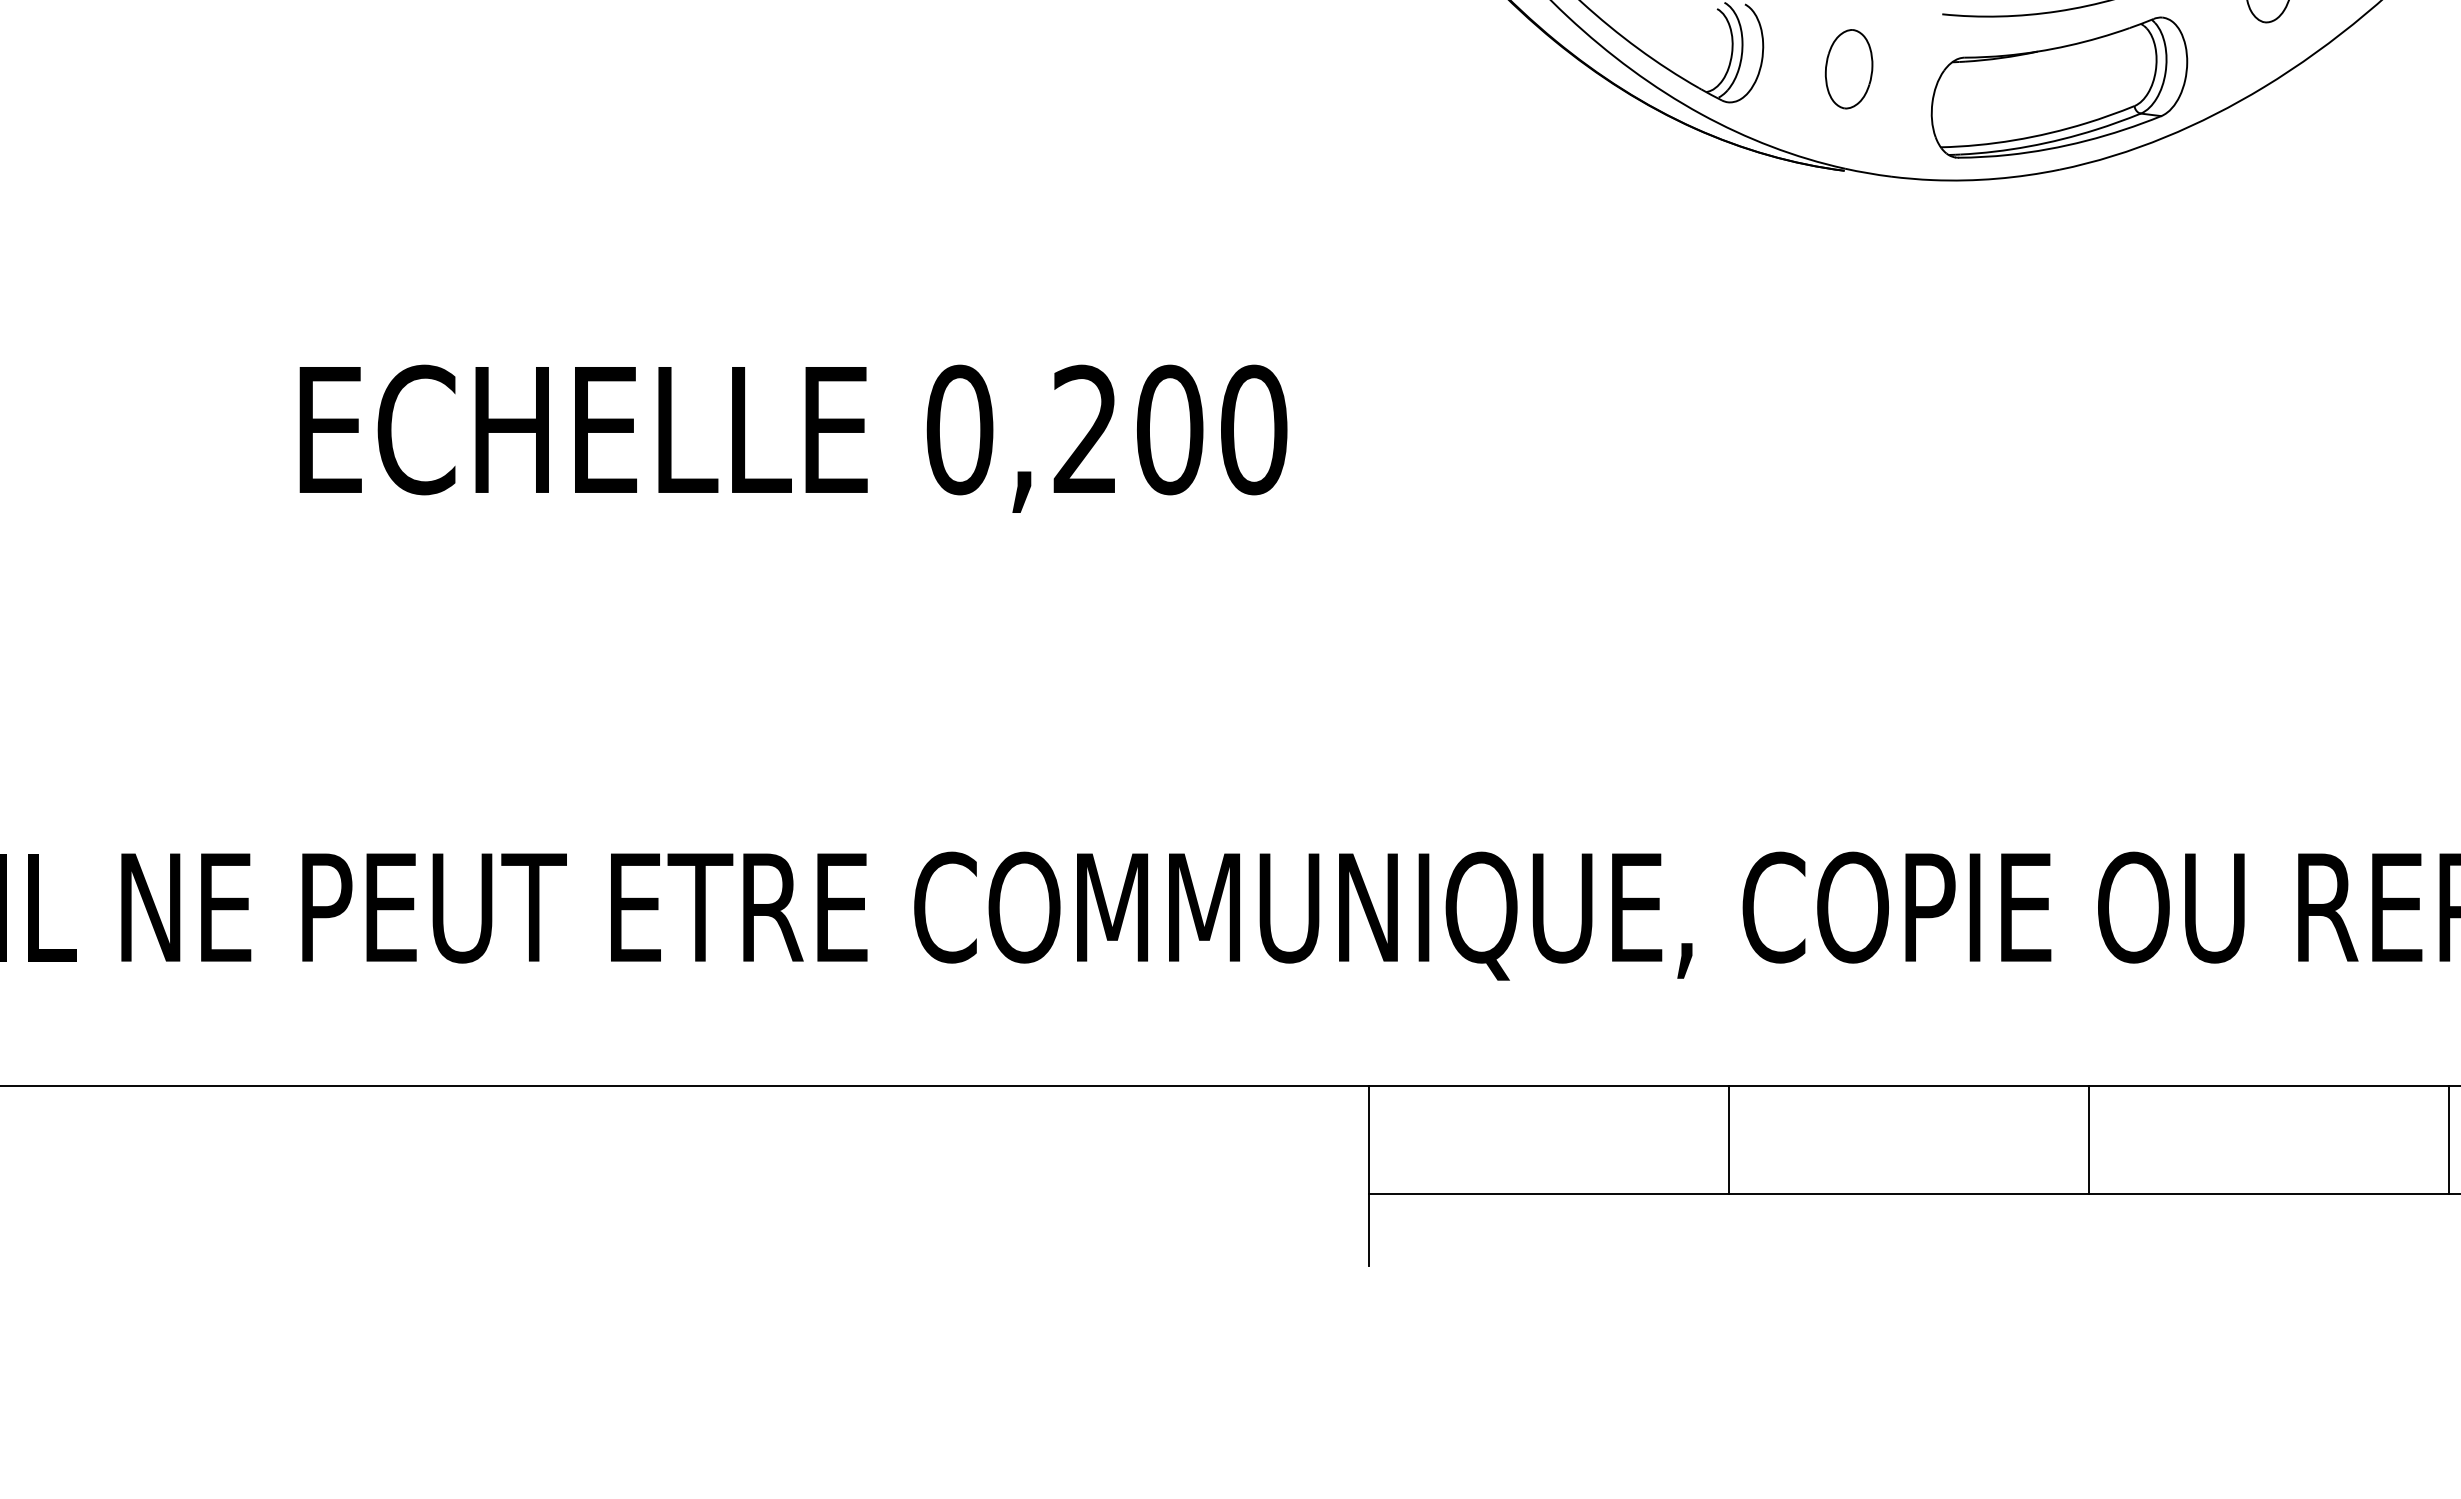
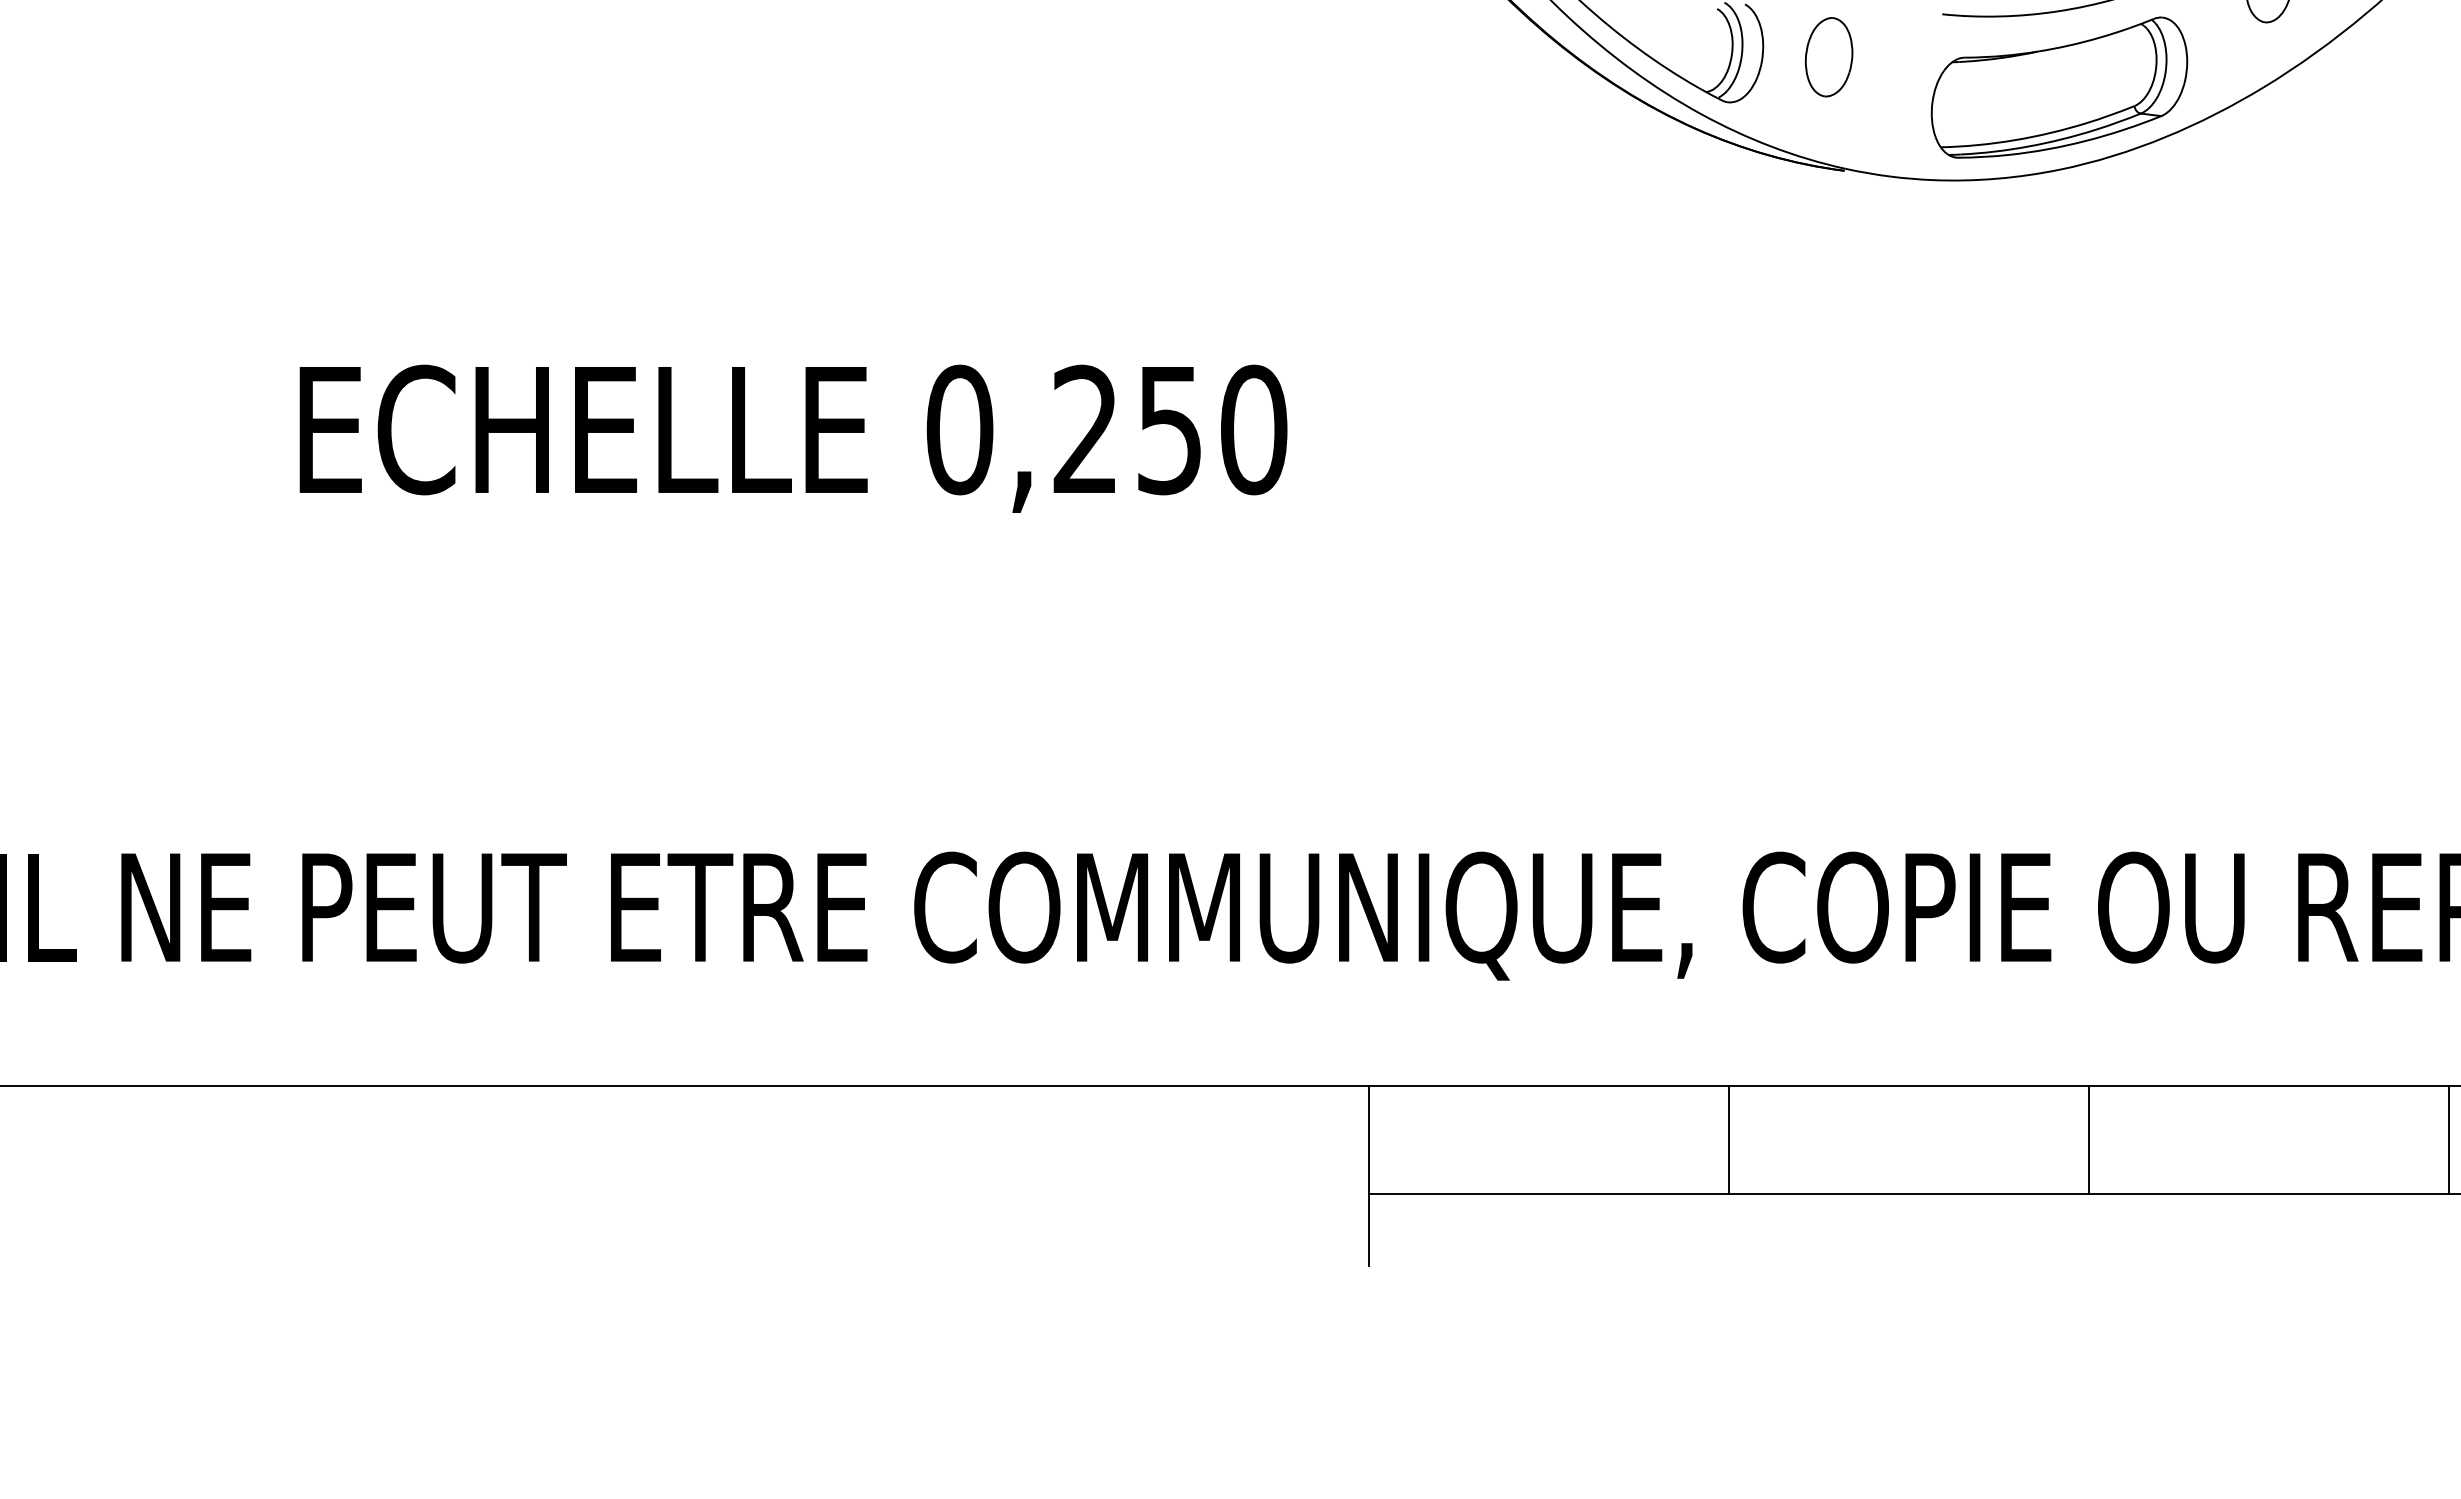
part position: (1848, 69) -> (1828, 57) (1828, 57)
text: 0,200 -> 0,250 (1170, 429)
